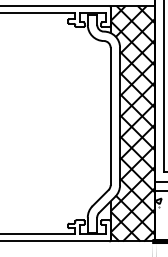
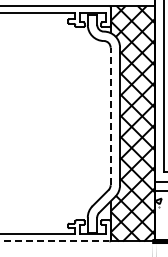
line: solid -> dashed (110, 116)
line: solid -> dashed (55, 241)
